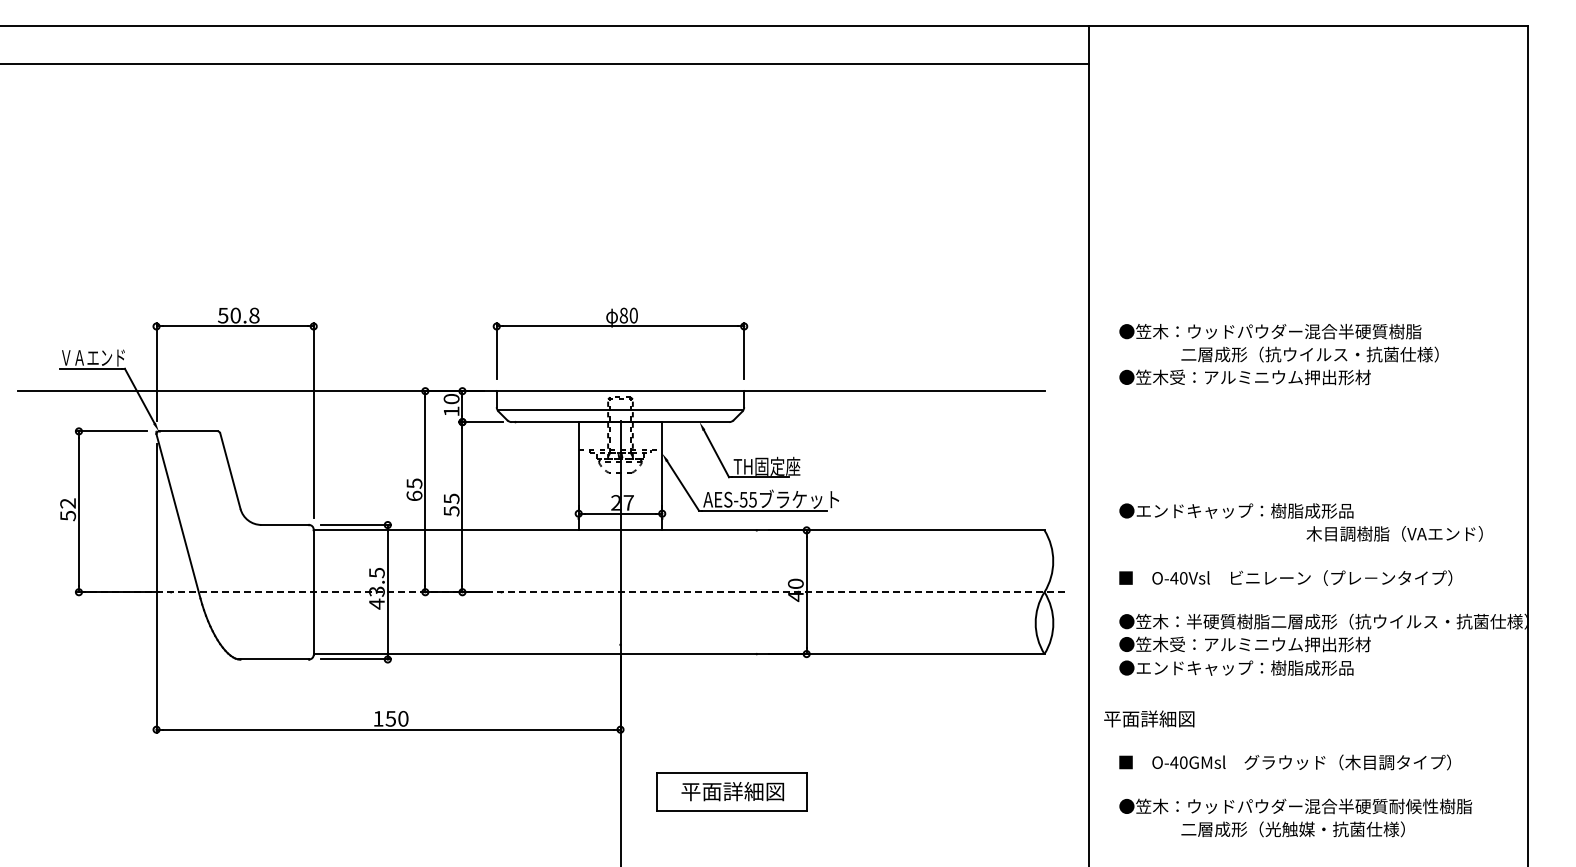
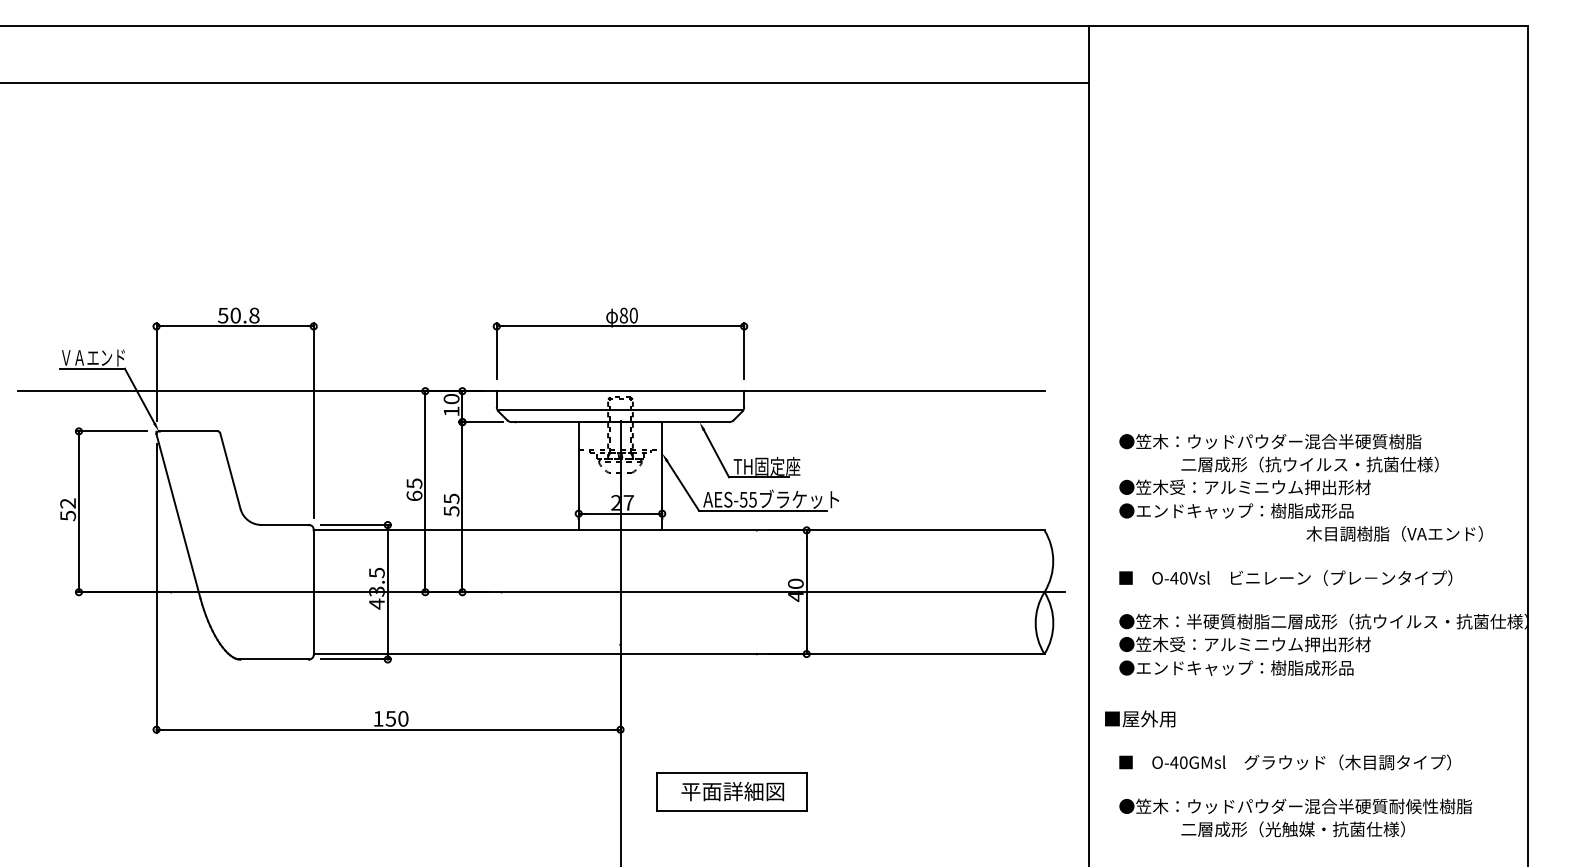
line position: (545, 64) -> (545, 83) (545, 83)
text position: (1278, 354) -> (1278, 464) (1278, 464)
line: dashed -> solid (572, 592)
text: 平面詳細図 -> ■屋外用 (1149, 718)
